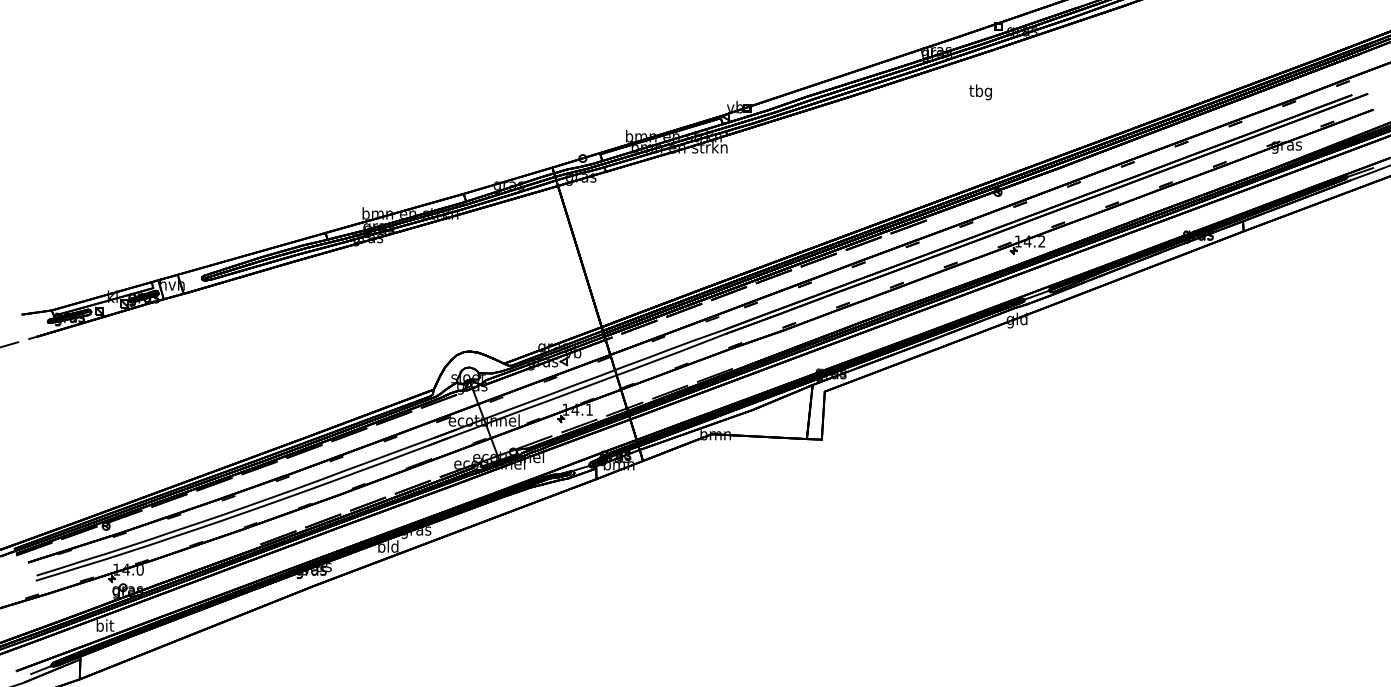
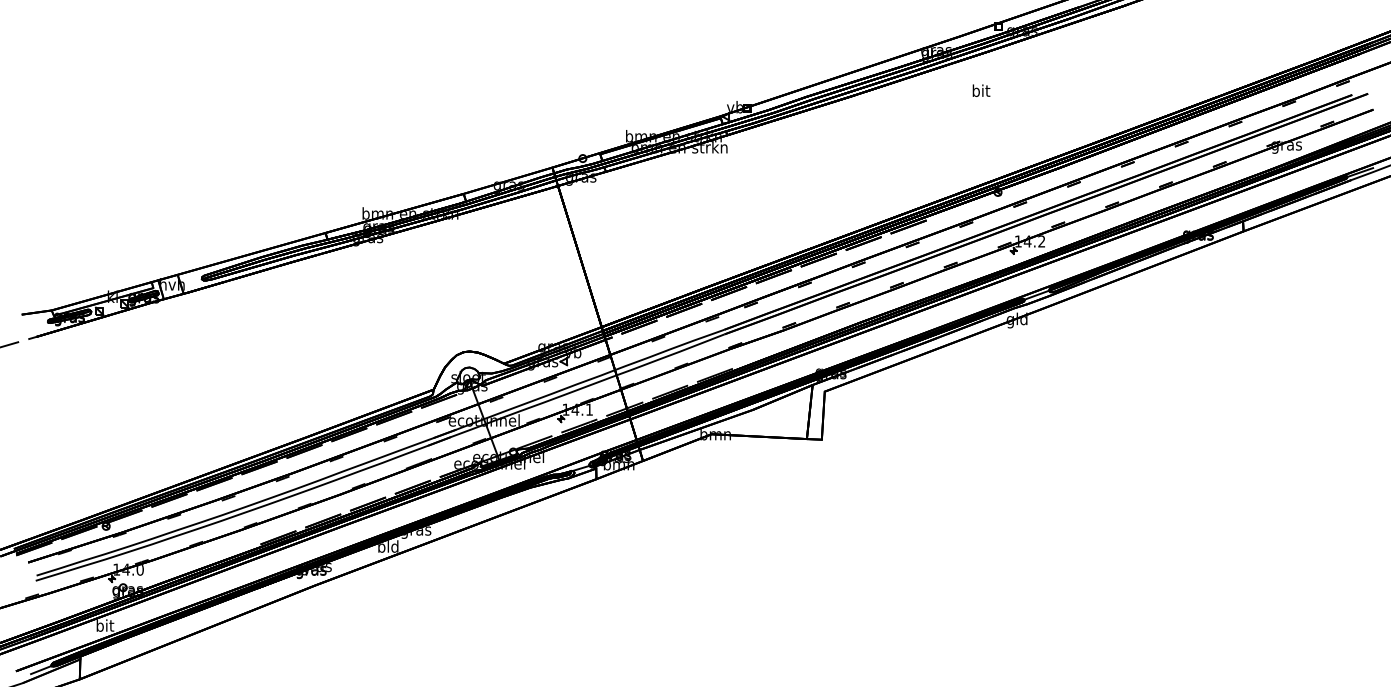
text: tbg -> bit (980, 92)
